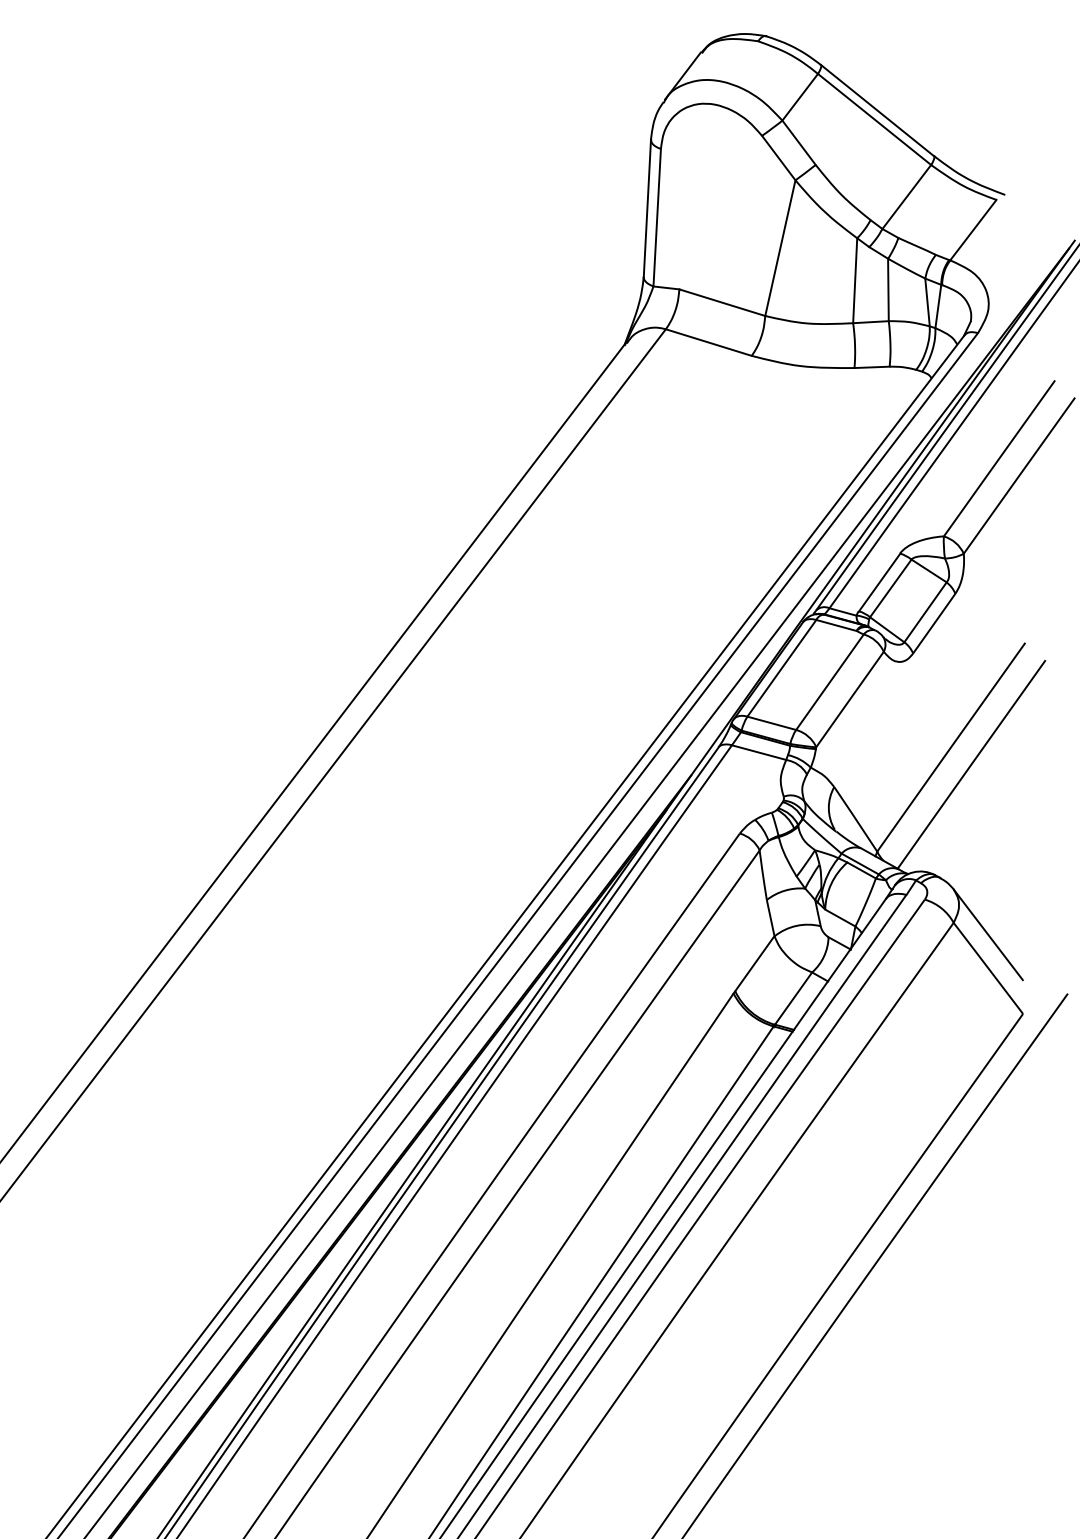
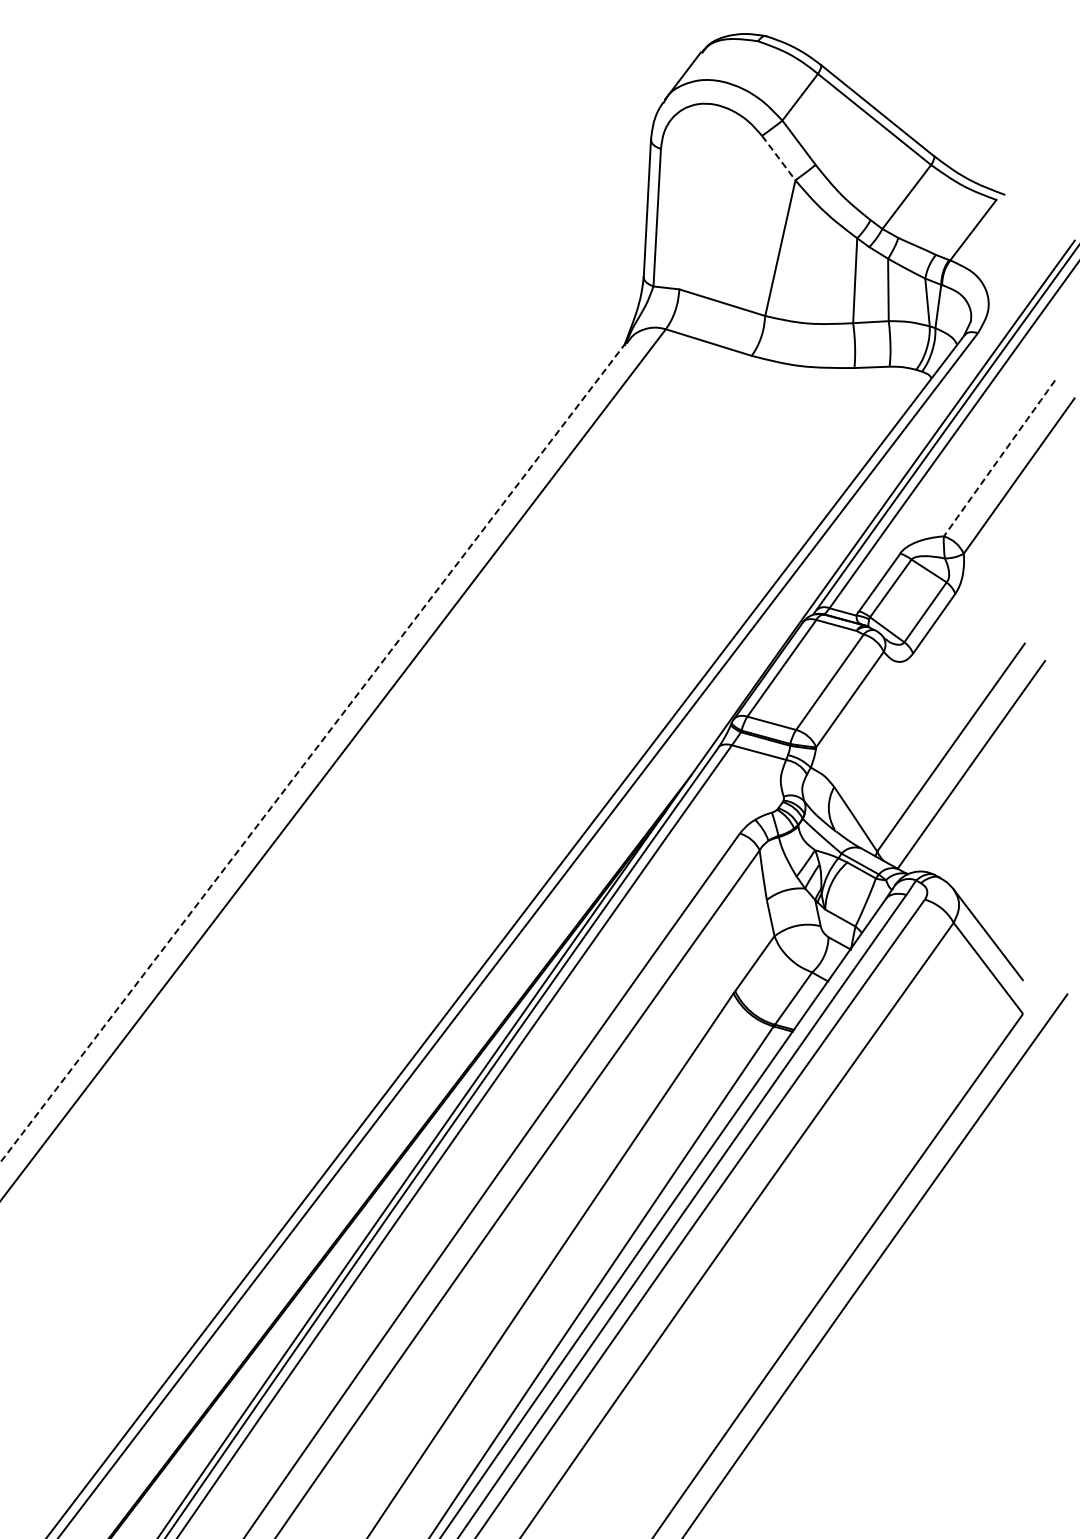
line: solid -> dashed (778, 158)
arc: solid -> dashed (999, 458)
line: solid -> dashed (313, 752)
line: present -> none (577, 891)
